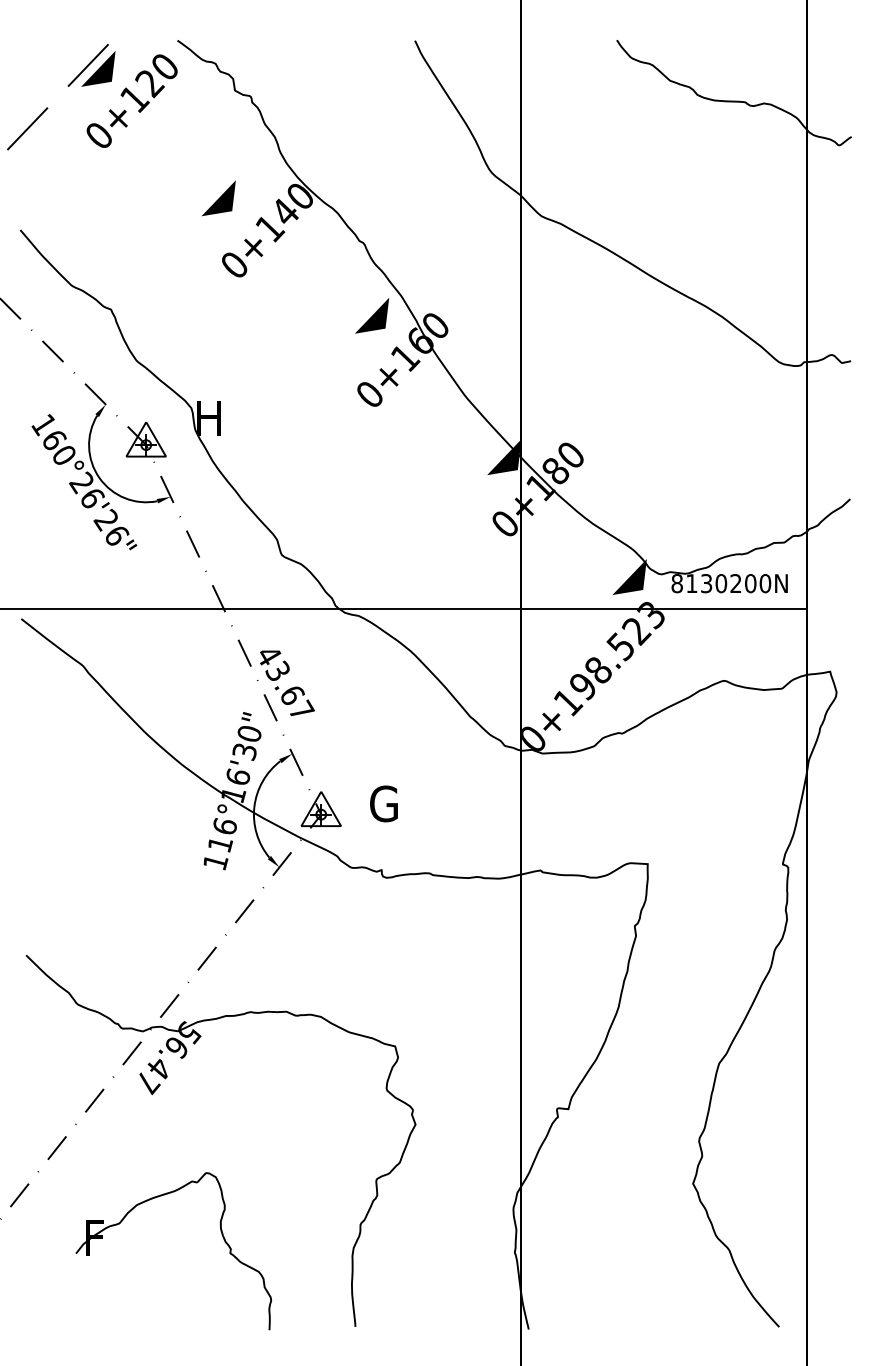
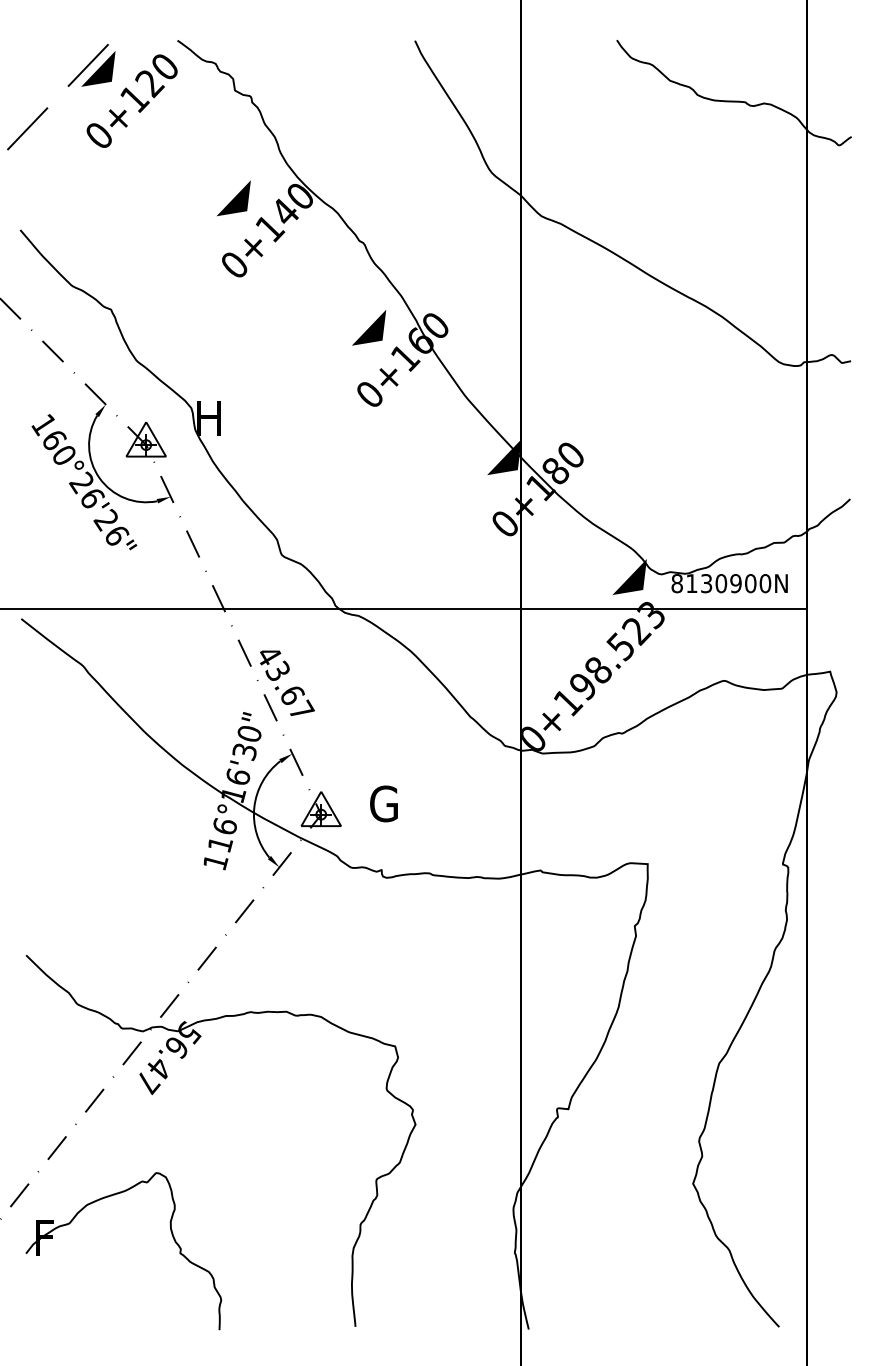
part position: (218, 198) -> (233, 198) (233, 198)
part position: (372, 315) -> (369, 327) (369, 327)
text: 8130200N -> 8130900N (735, 583)
part position: (221, 1235) -> (171, 1235) (171, 1235)
